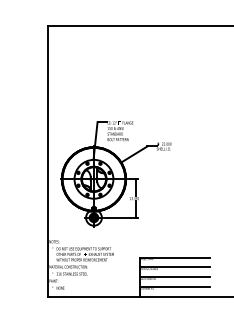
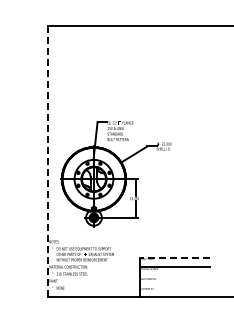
line: solid -> dashed (47, 161)
line: solid -> dashed (174, 257)
line: present -> none (174, 277)
line: present -> none (174, 287)
